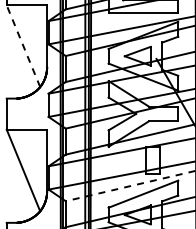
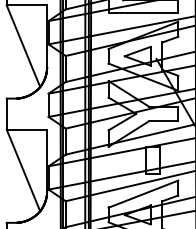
line: dashed -> solid (23, 45)
line: dashed -> solid (130, 186)
